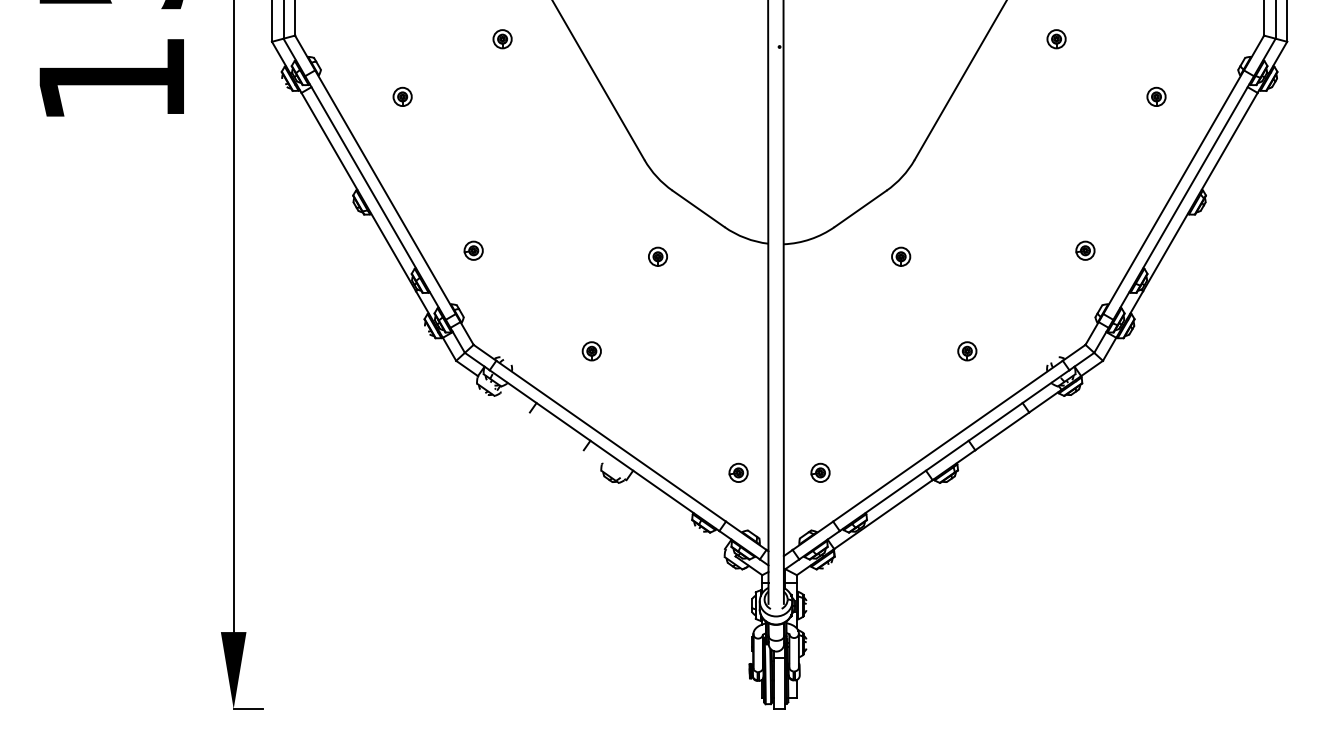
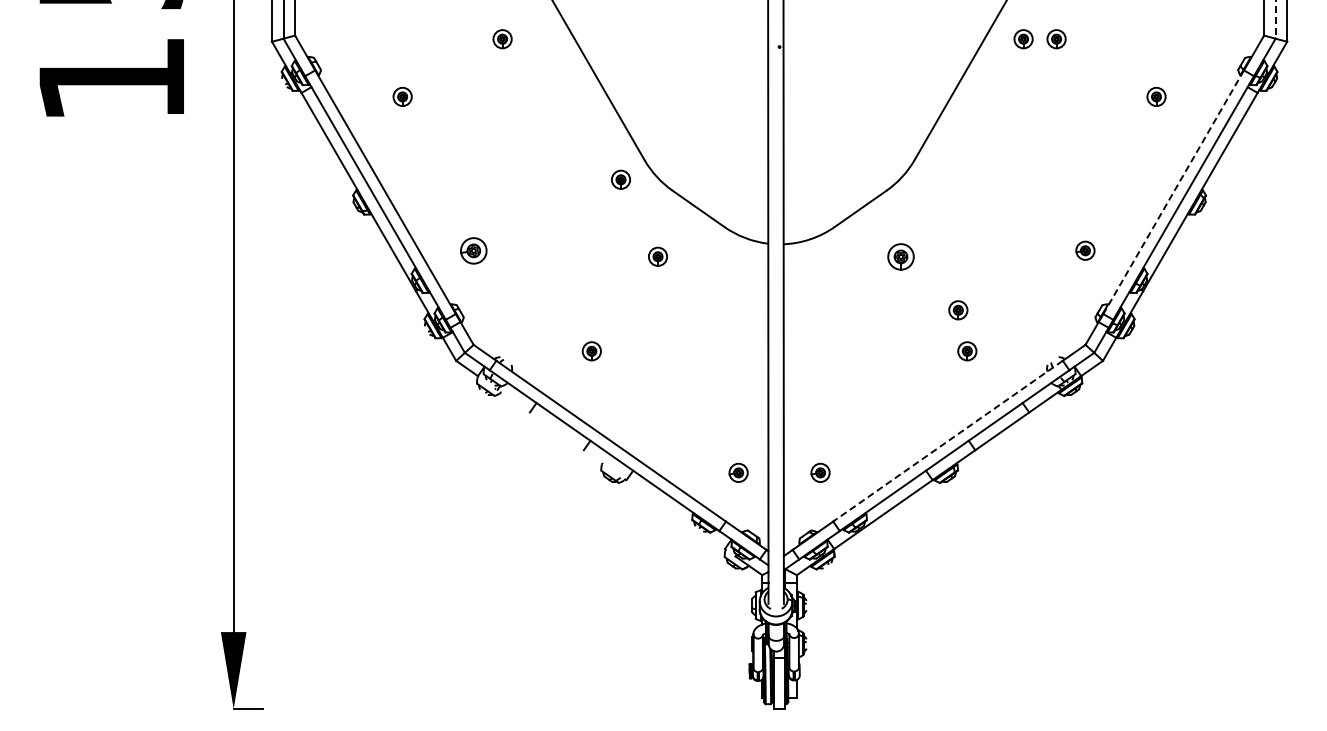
line: solid -> dashed (1275, 20)
part: none -> present (1023, 39)
part: none -> present (620, 179)
line: solid -> dashed (1173, 192)
part size: 21x21 px -> 28x28 px (473, 250)
part size: 21x21 px -> 28x28 px (900, 256)
part: none -> present (958, 310)
line: solid -> dashed (947, 441)
